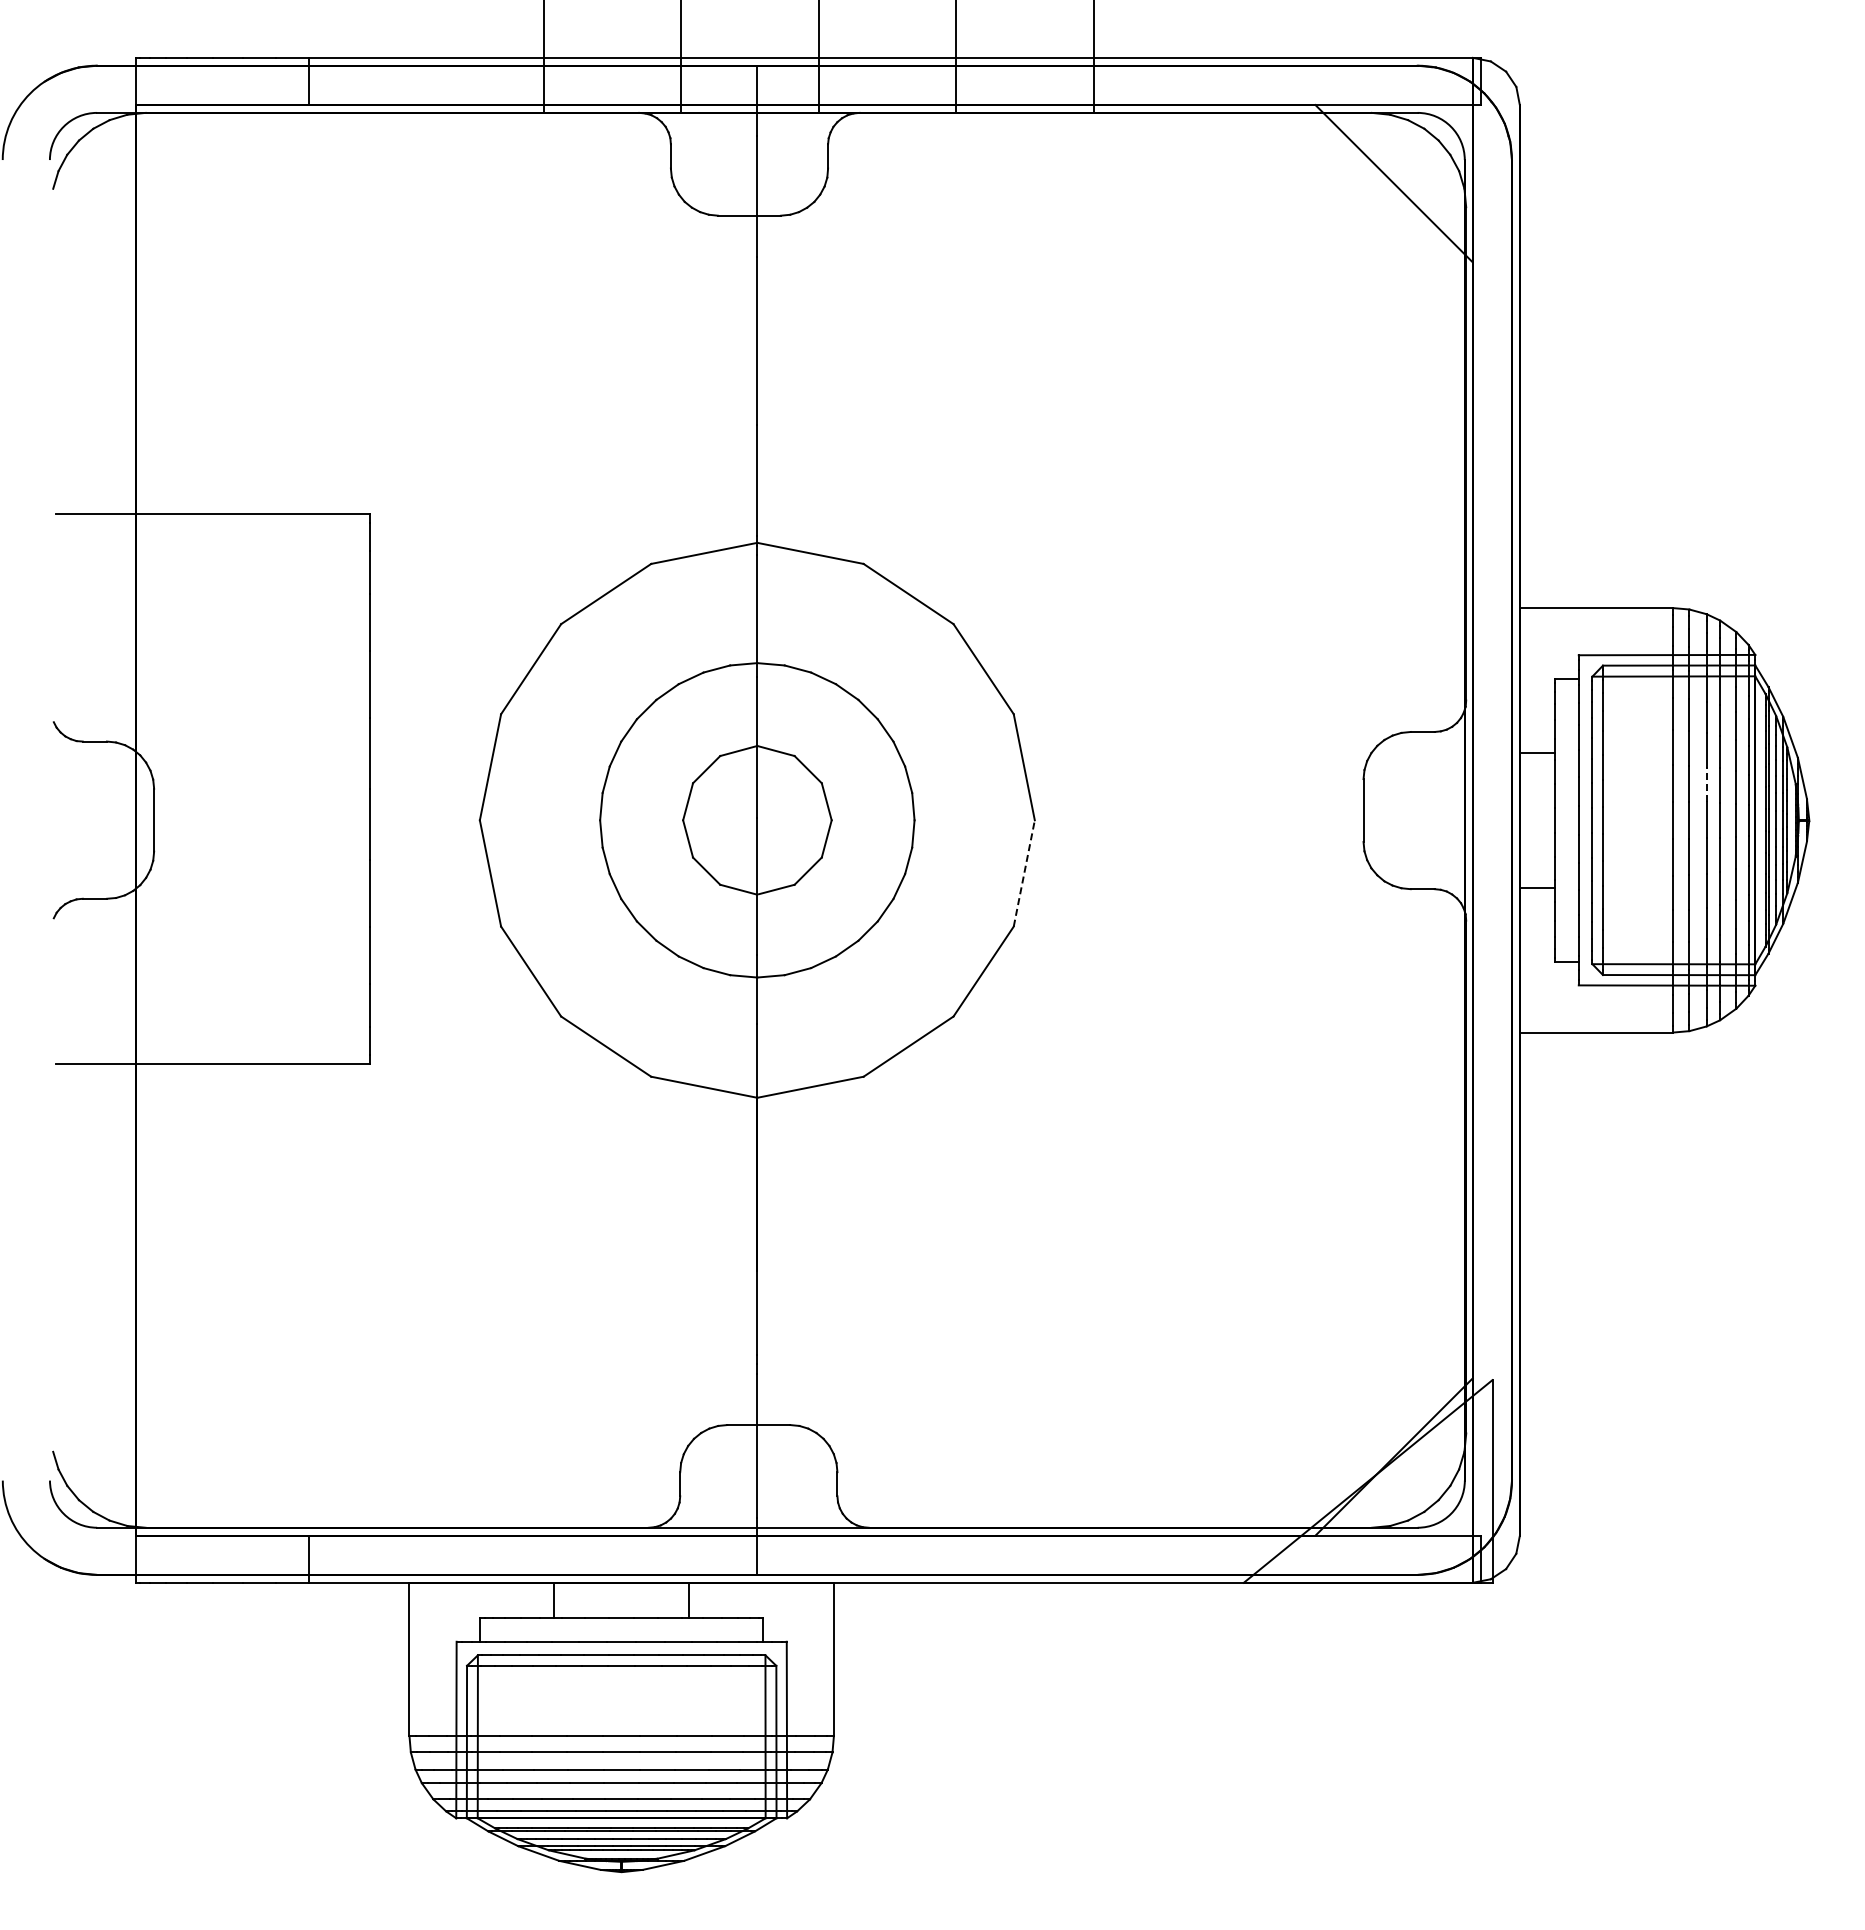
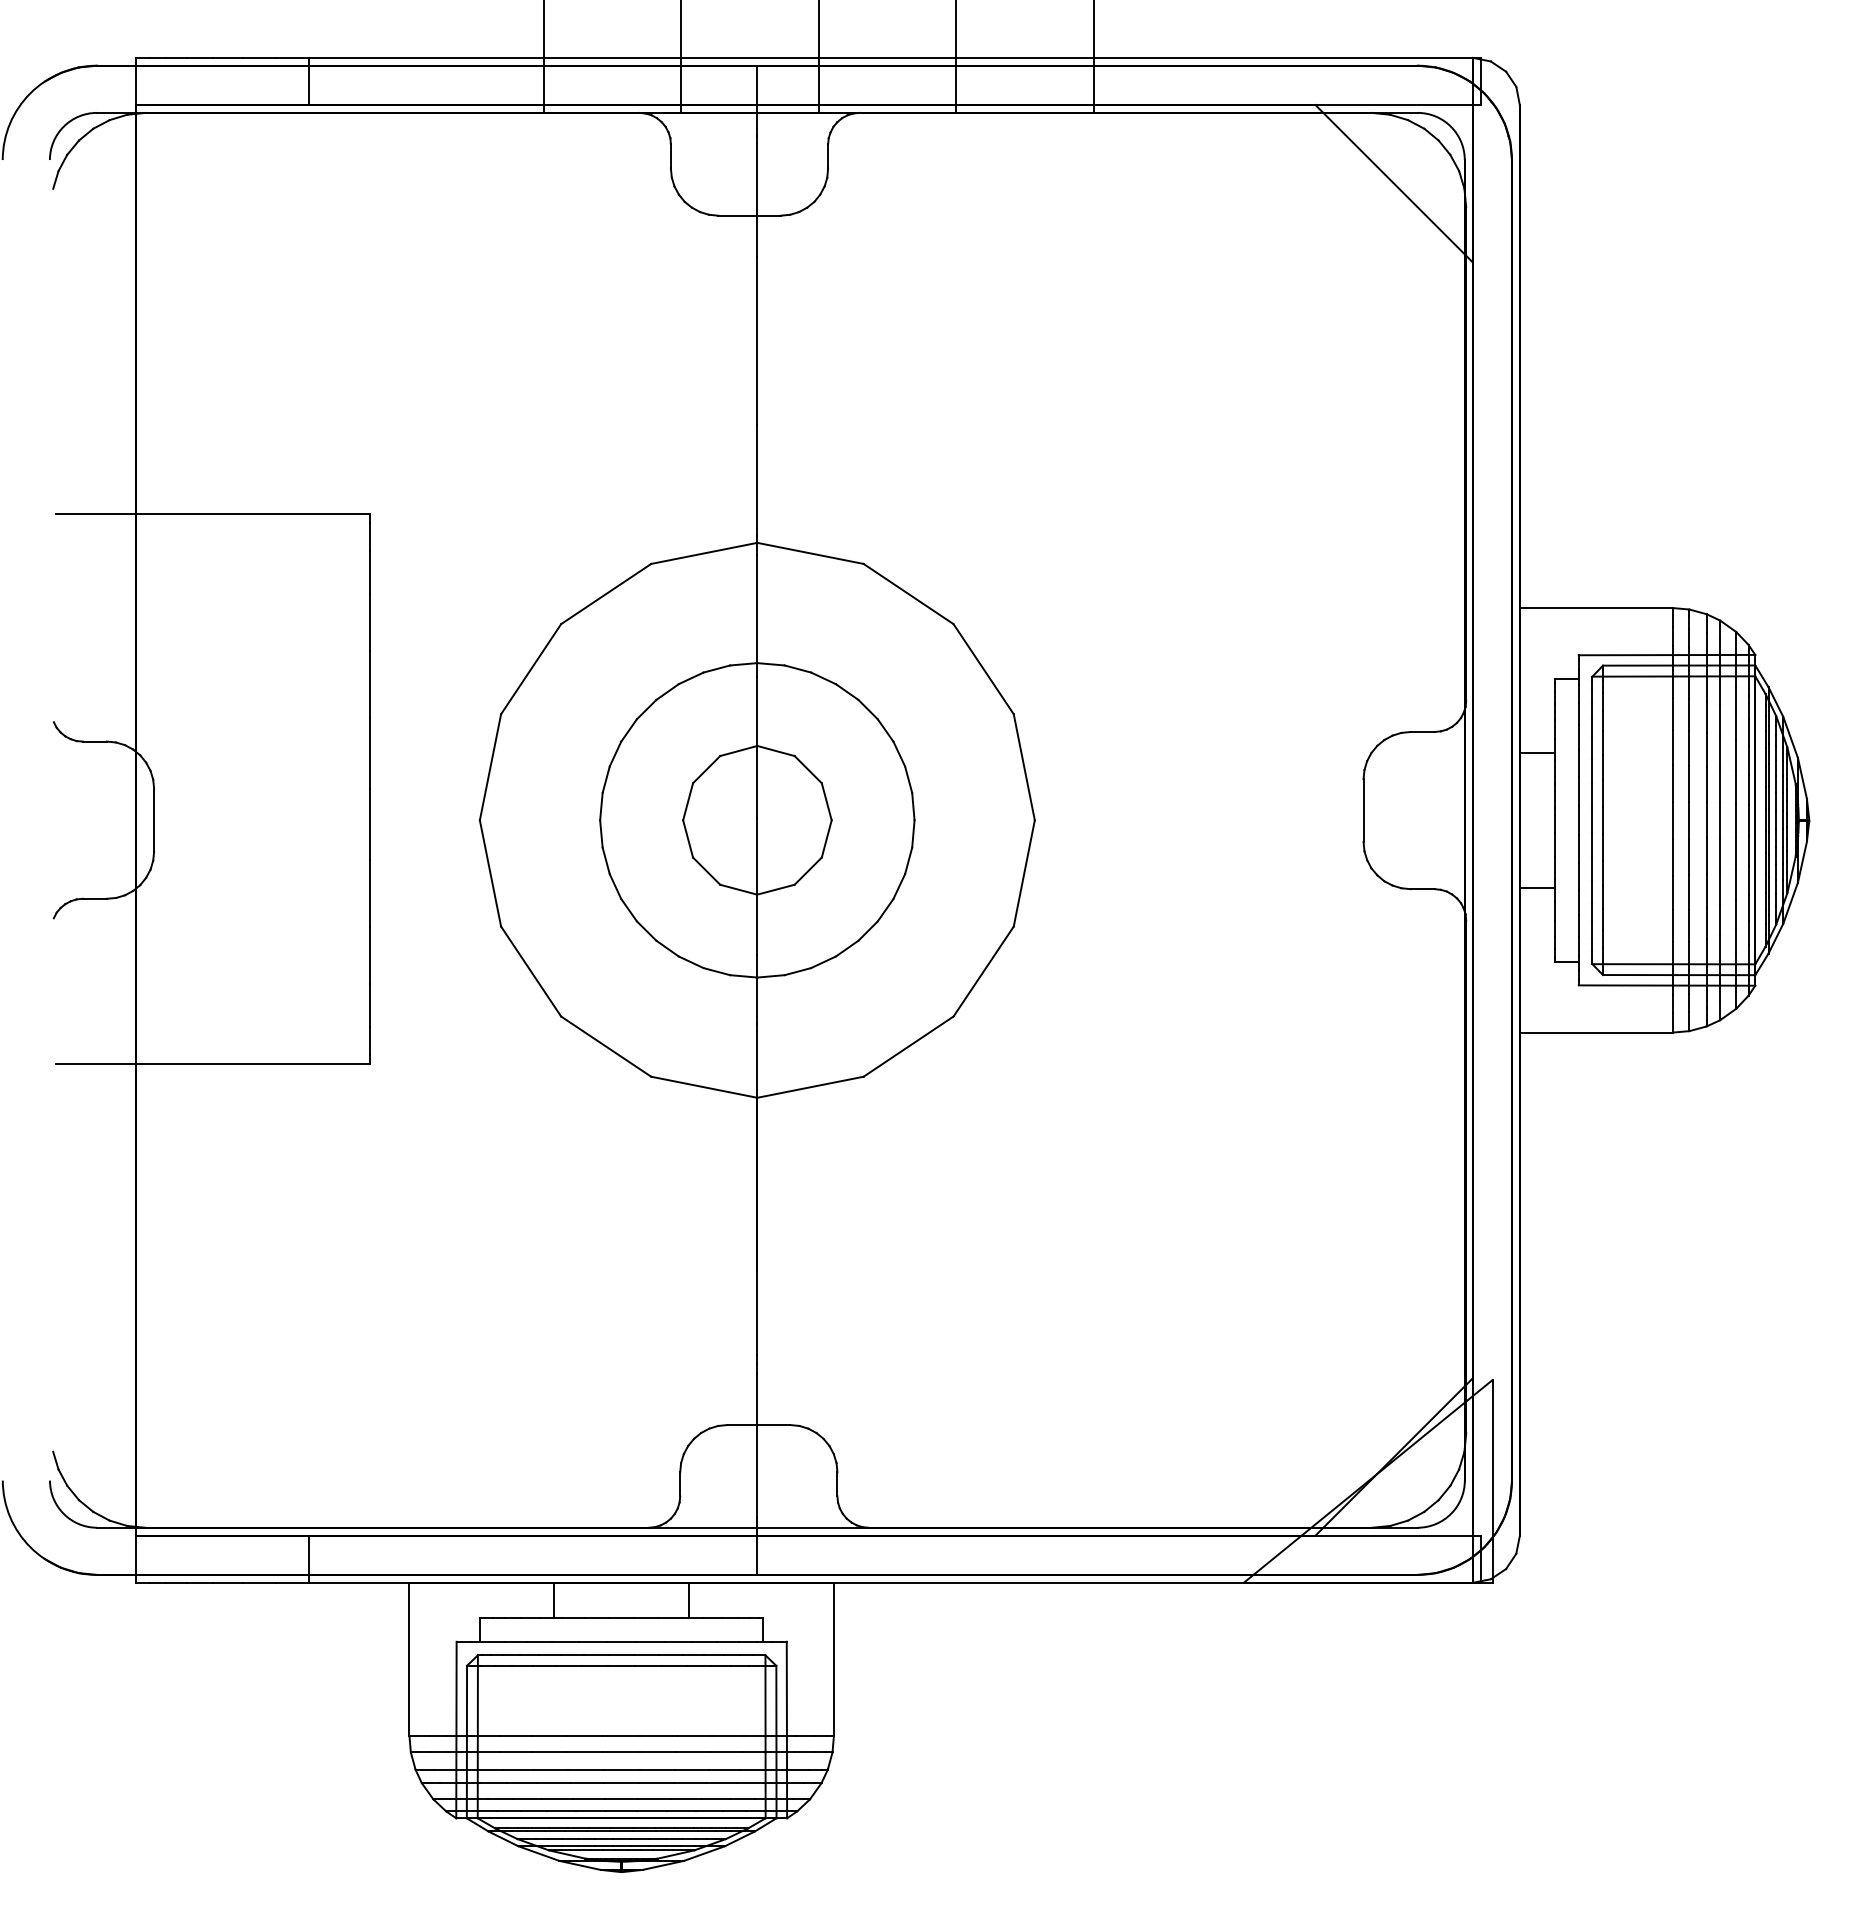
line: dashed -> solid (1706, 784)
line: dashed -> solid (1024, 872)
